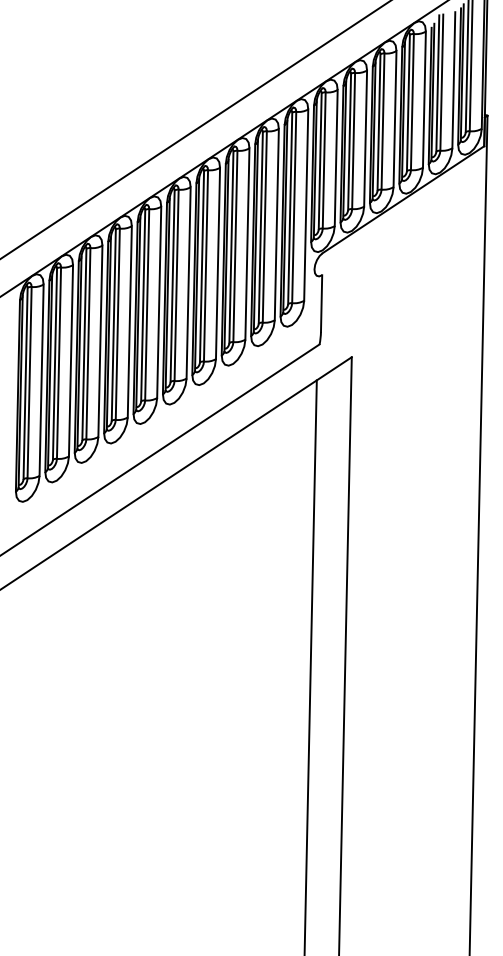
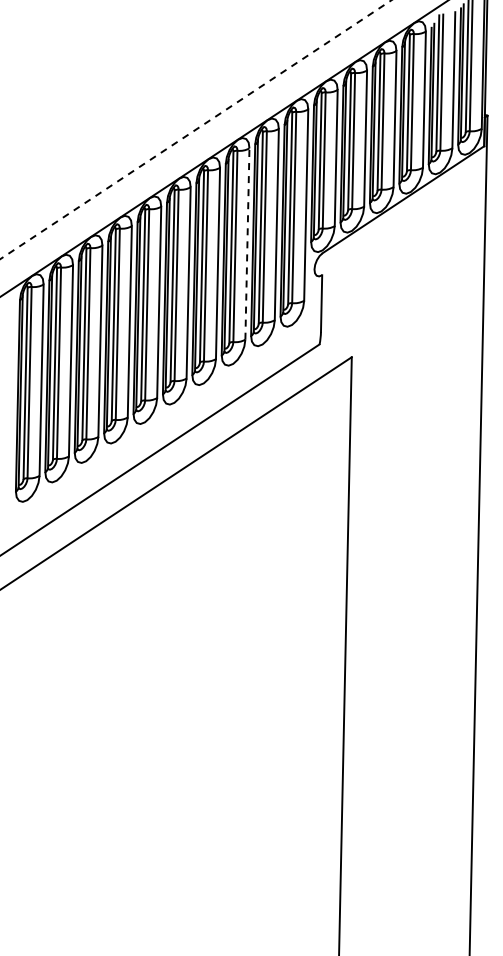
line: solid -> dashed (196, 129)
line: solid -> dashed (247, 244)
line: present -> none (310, 666)
